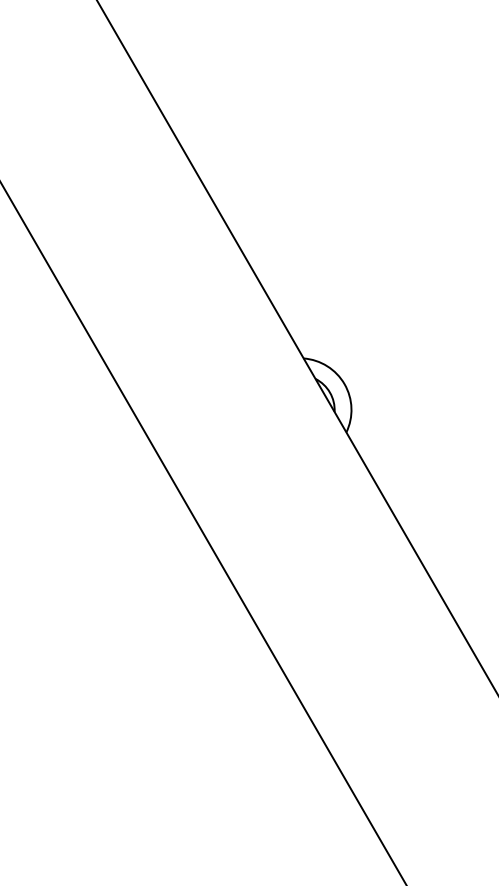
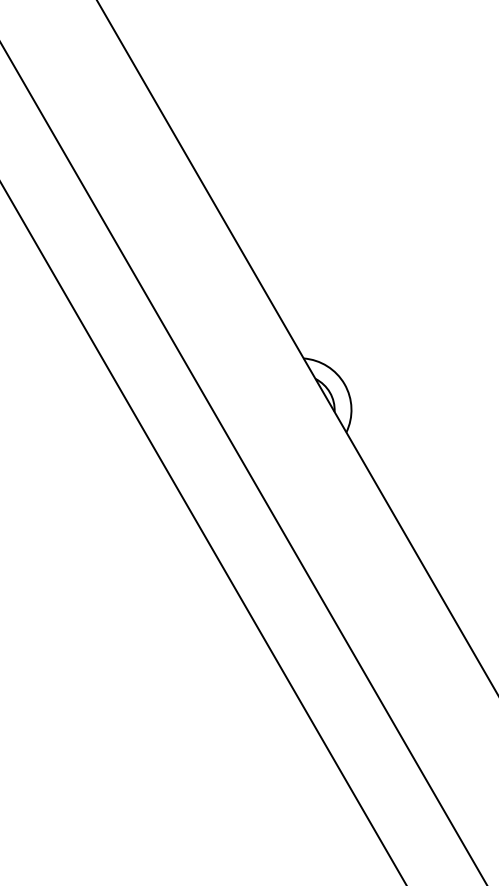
line: none -> present (243, 463)
